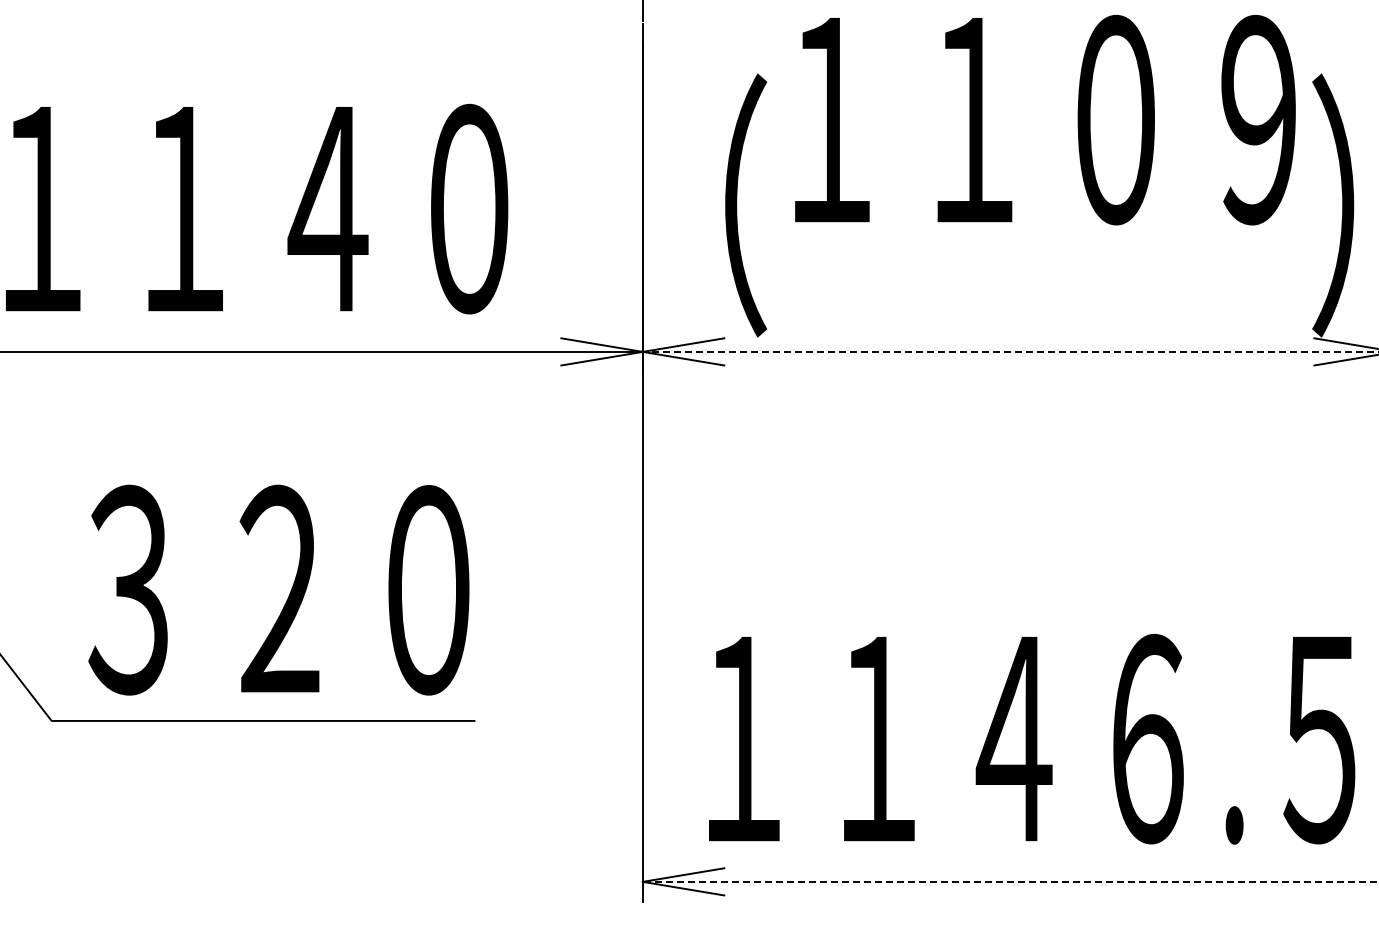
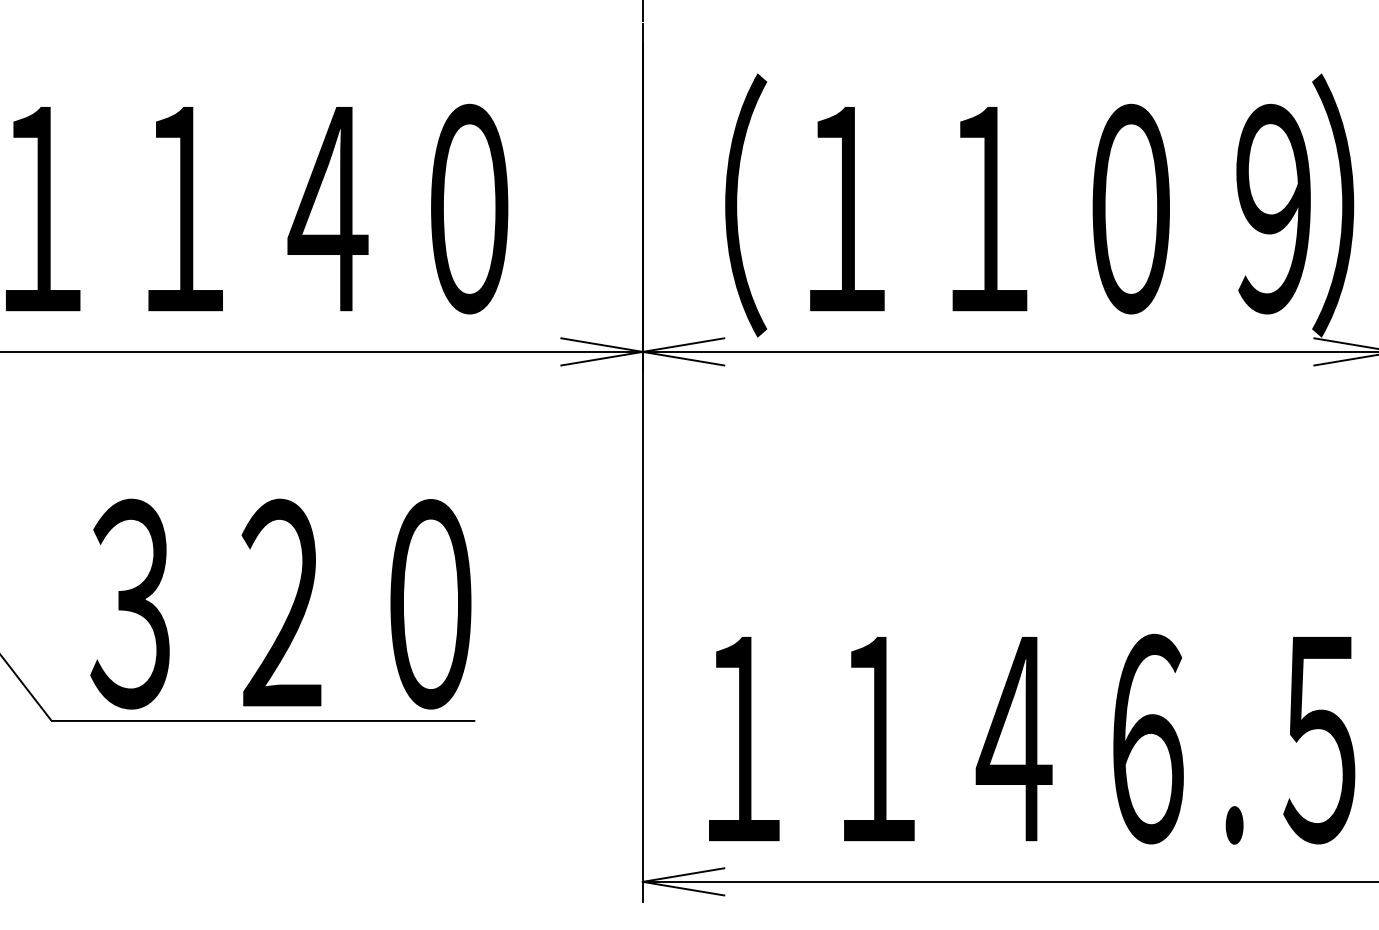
text position: (1045, 119) -> (1060, 208) (1060, 208)
line: dashed -> solid (1010, 351)
text position: (278, 589) -> (280, 603) (280, 603)
line: dashed -> solid (1010, 881)
